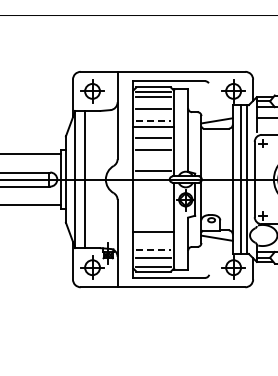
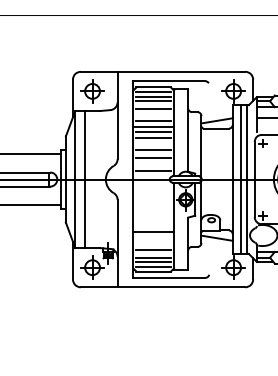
line: none -> present (153, 101)
line: dashed -> solid (154, 120)
line: none -> present (153, 131)
line: none -> present (153, 157)
line: dashed -> solid (154, 250)
line: none -> present (153, 261)
